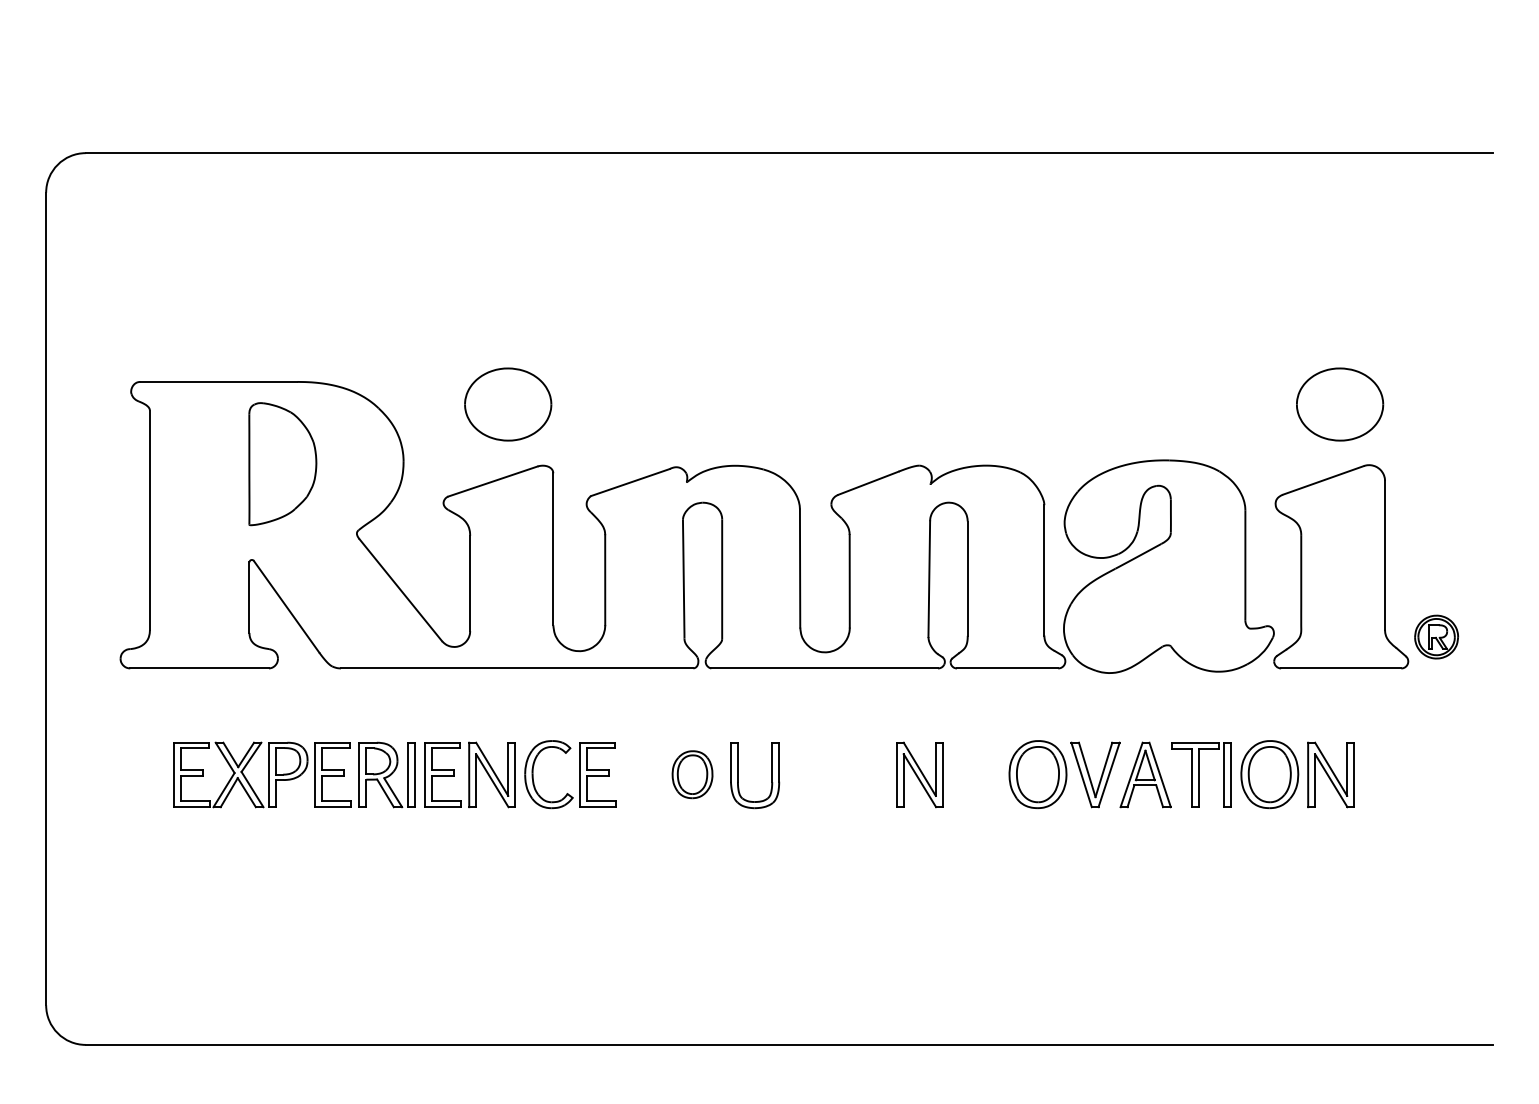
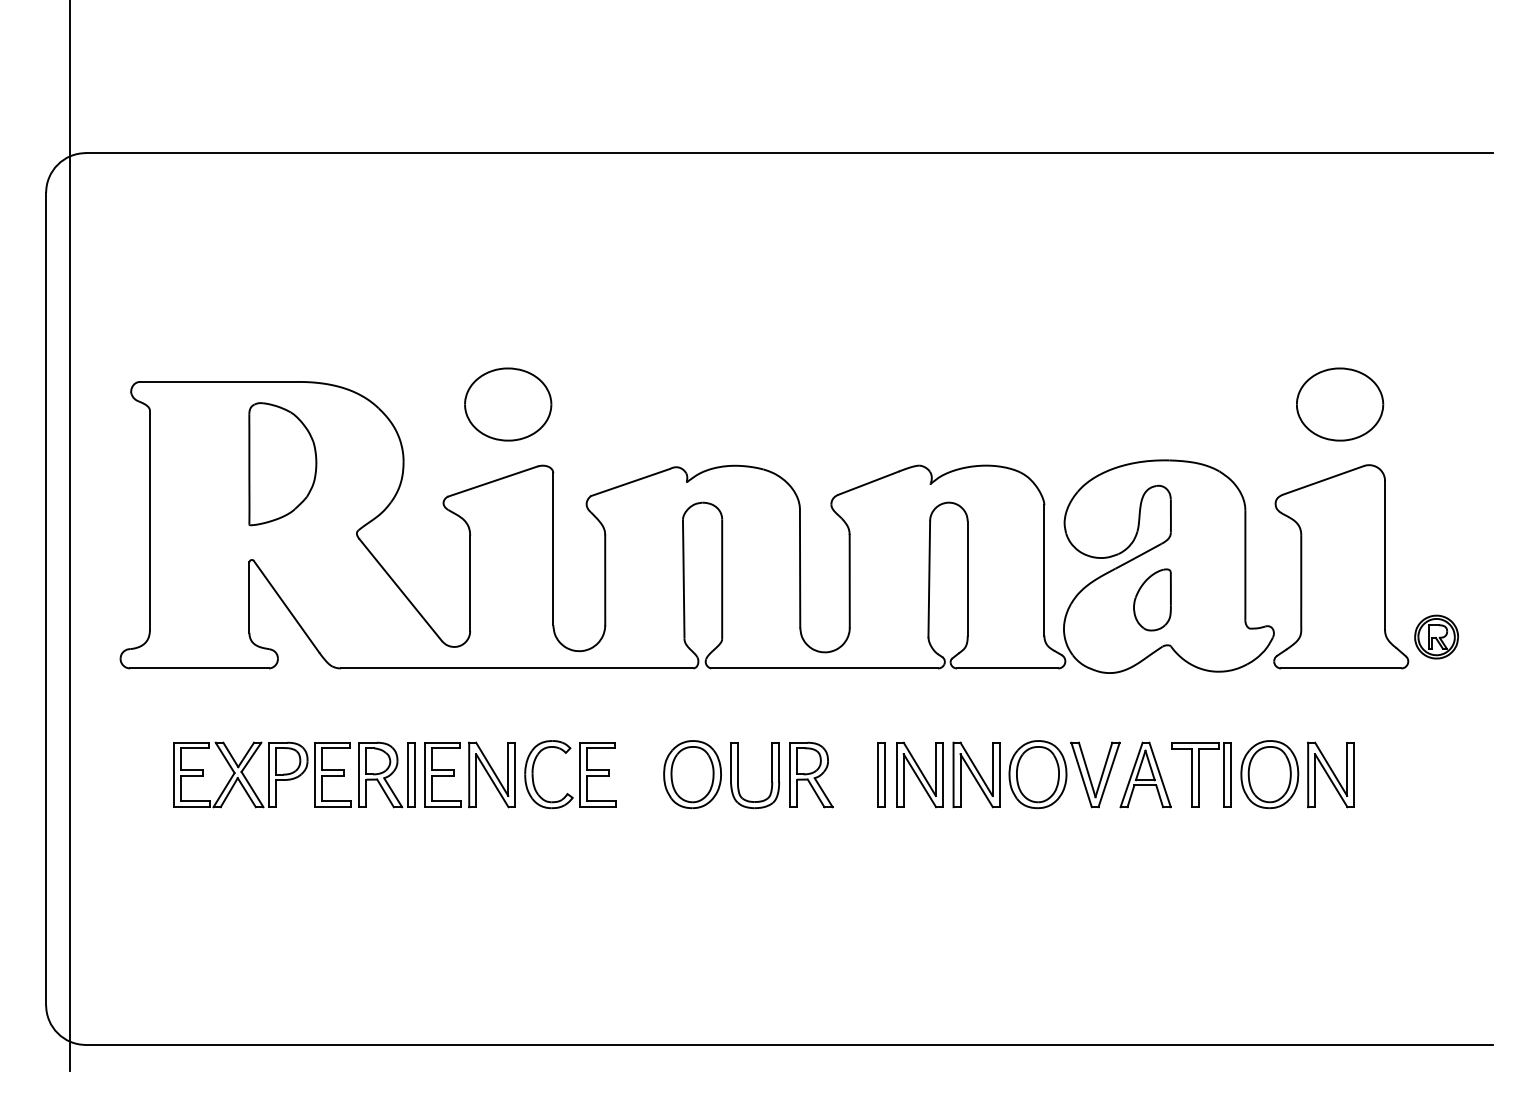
line: none -> present (69, 536)
part: none -> present (1152, 599)
part size: 43x50 px -> 59x70 px (692, 774)
part: none -> present (811, 774)
part: none -> present (881, 774)
part: none -> present (976, 774)
